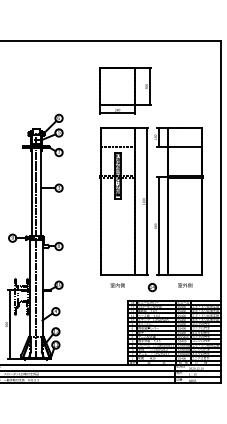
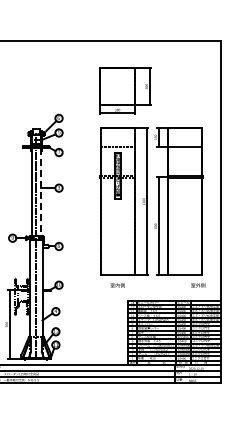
line: solid -> dashed (40, 192)
text position: (185, 285) -> (198, 285) (198, 285)
part: present -> none (151, 287)
